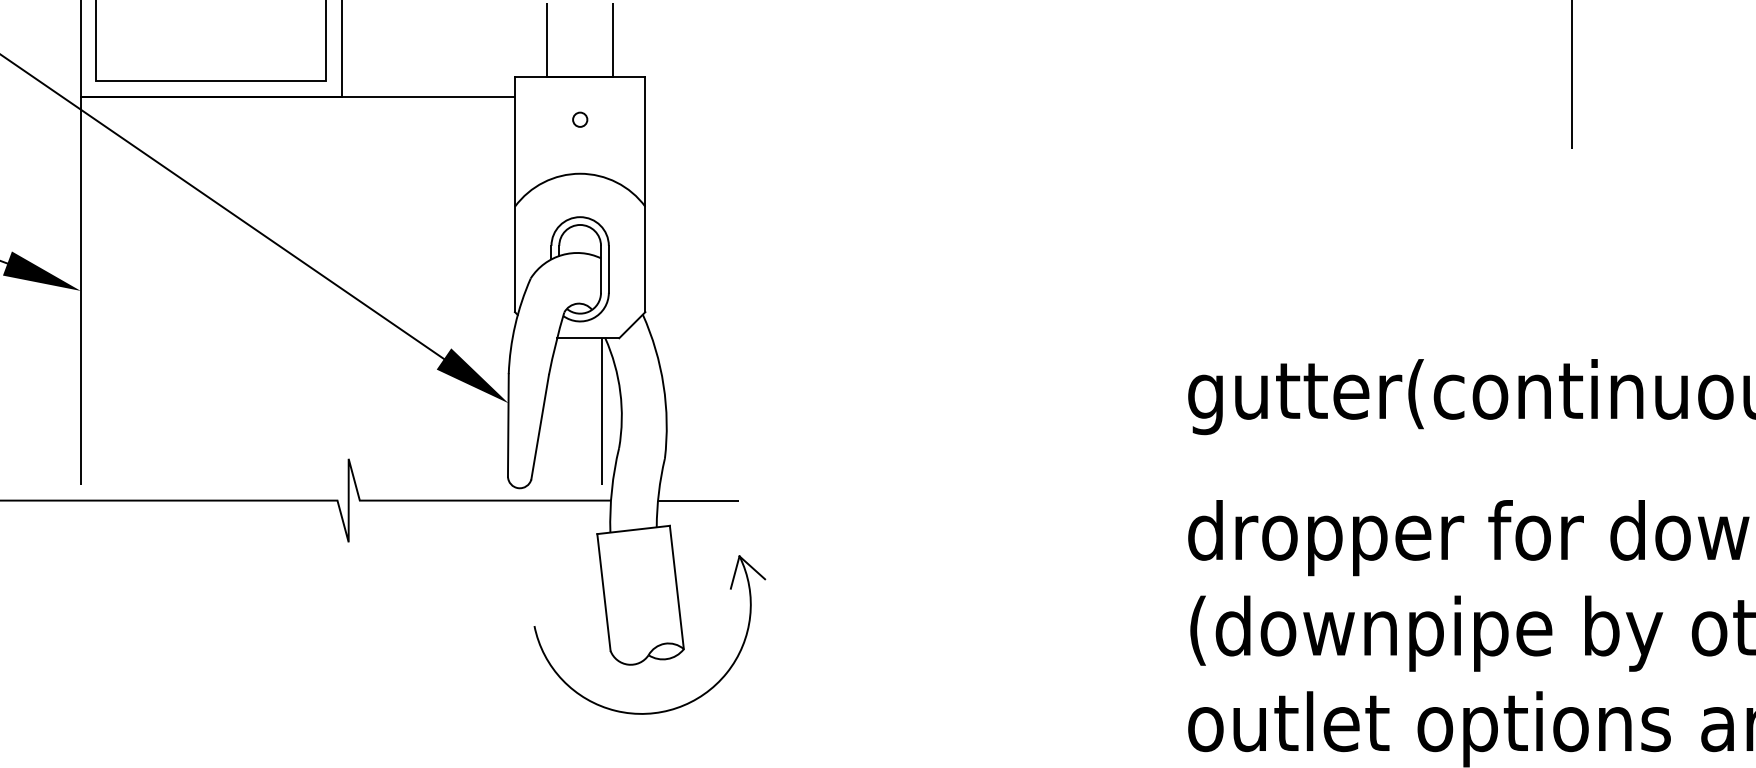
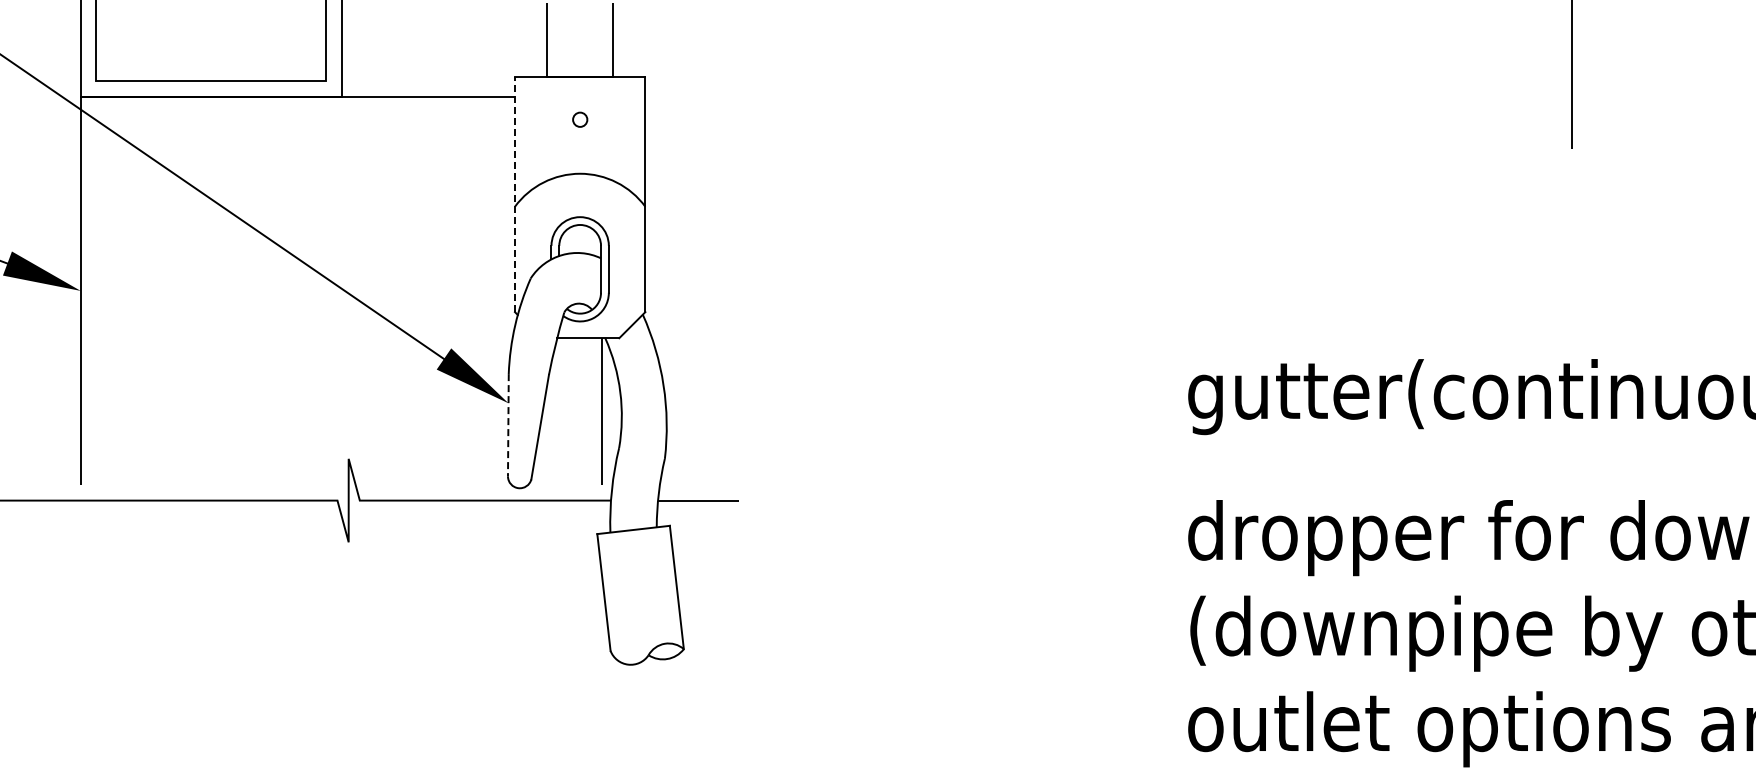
line: solid -> dashed (514, 194)
line: solid -> dashed (508, 425)
part: present -> none (667, 709)
